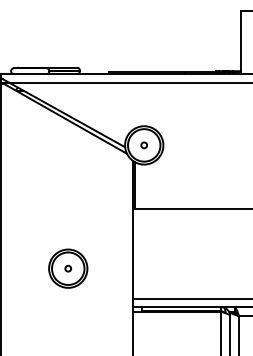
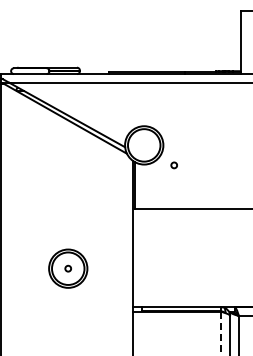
circle position: (143, 145) -> (173, 165) (173, 165)
line: present -> none (190, 298)
line: solid -> dashed (221, 333)
